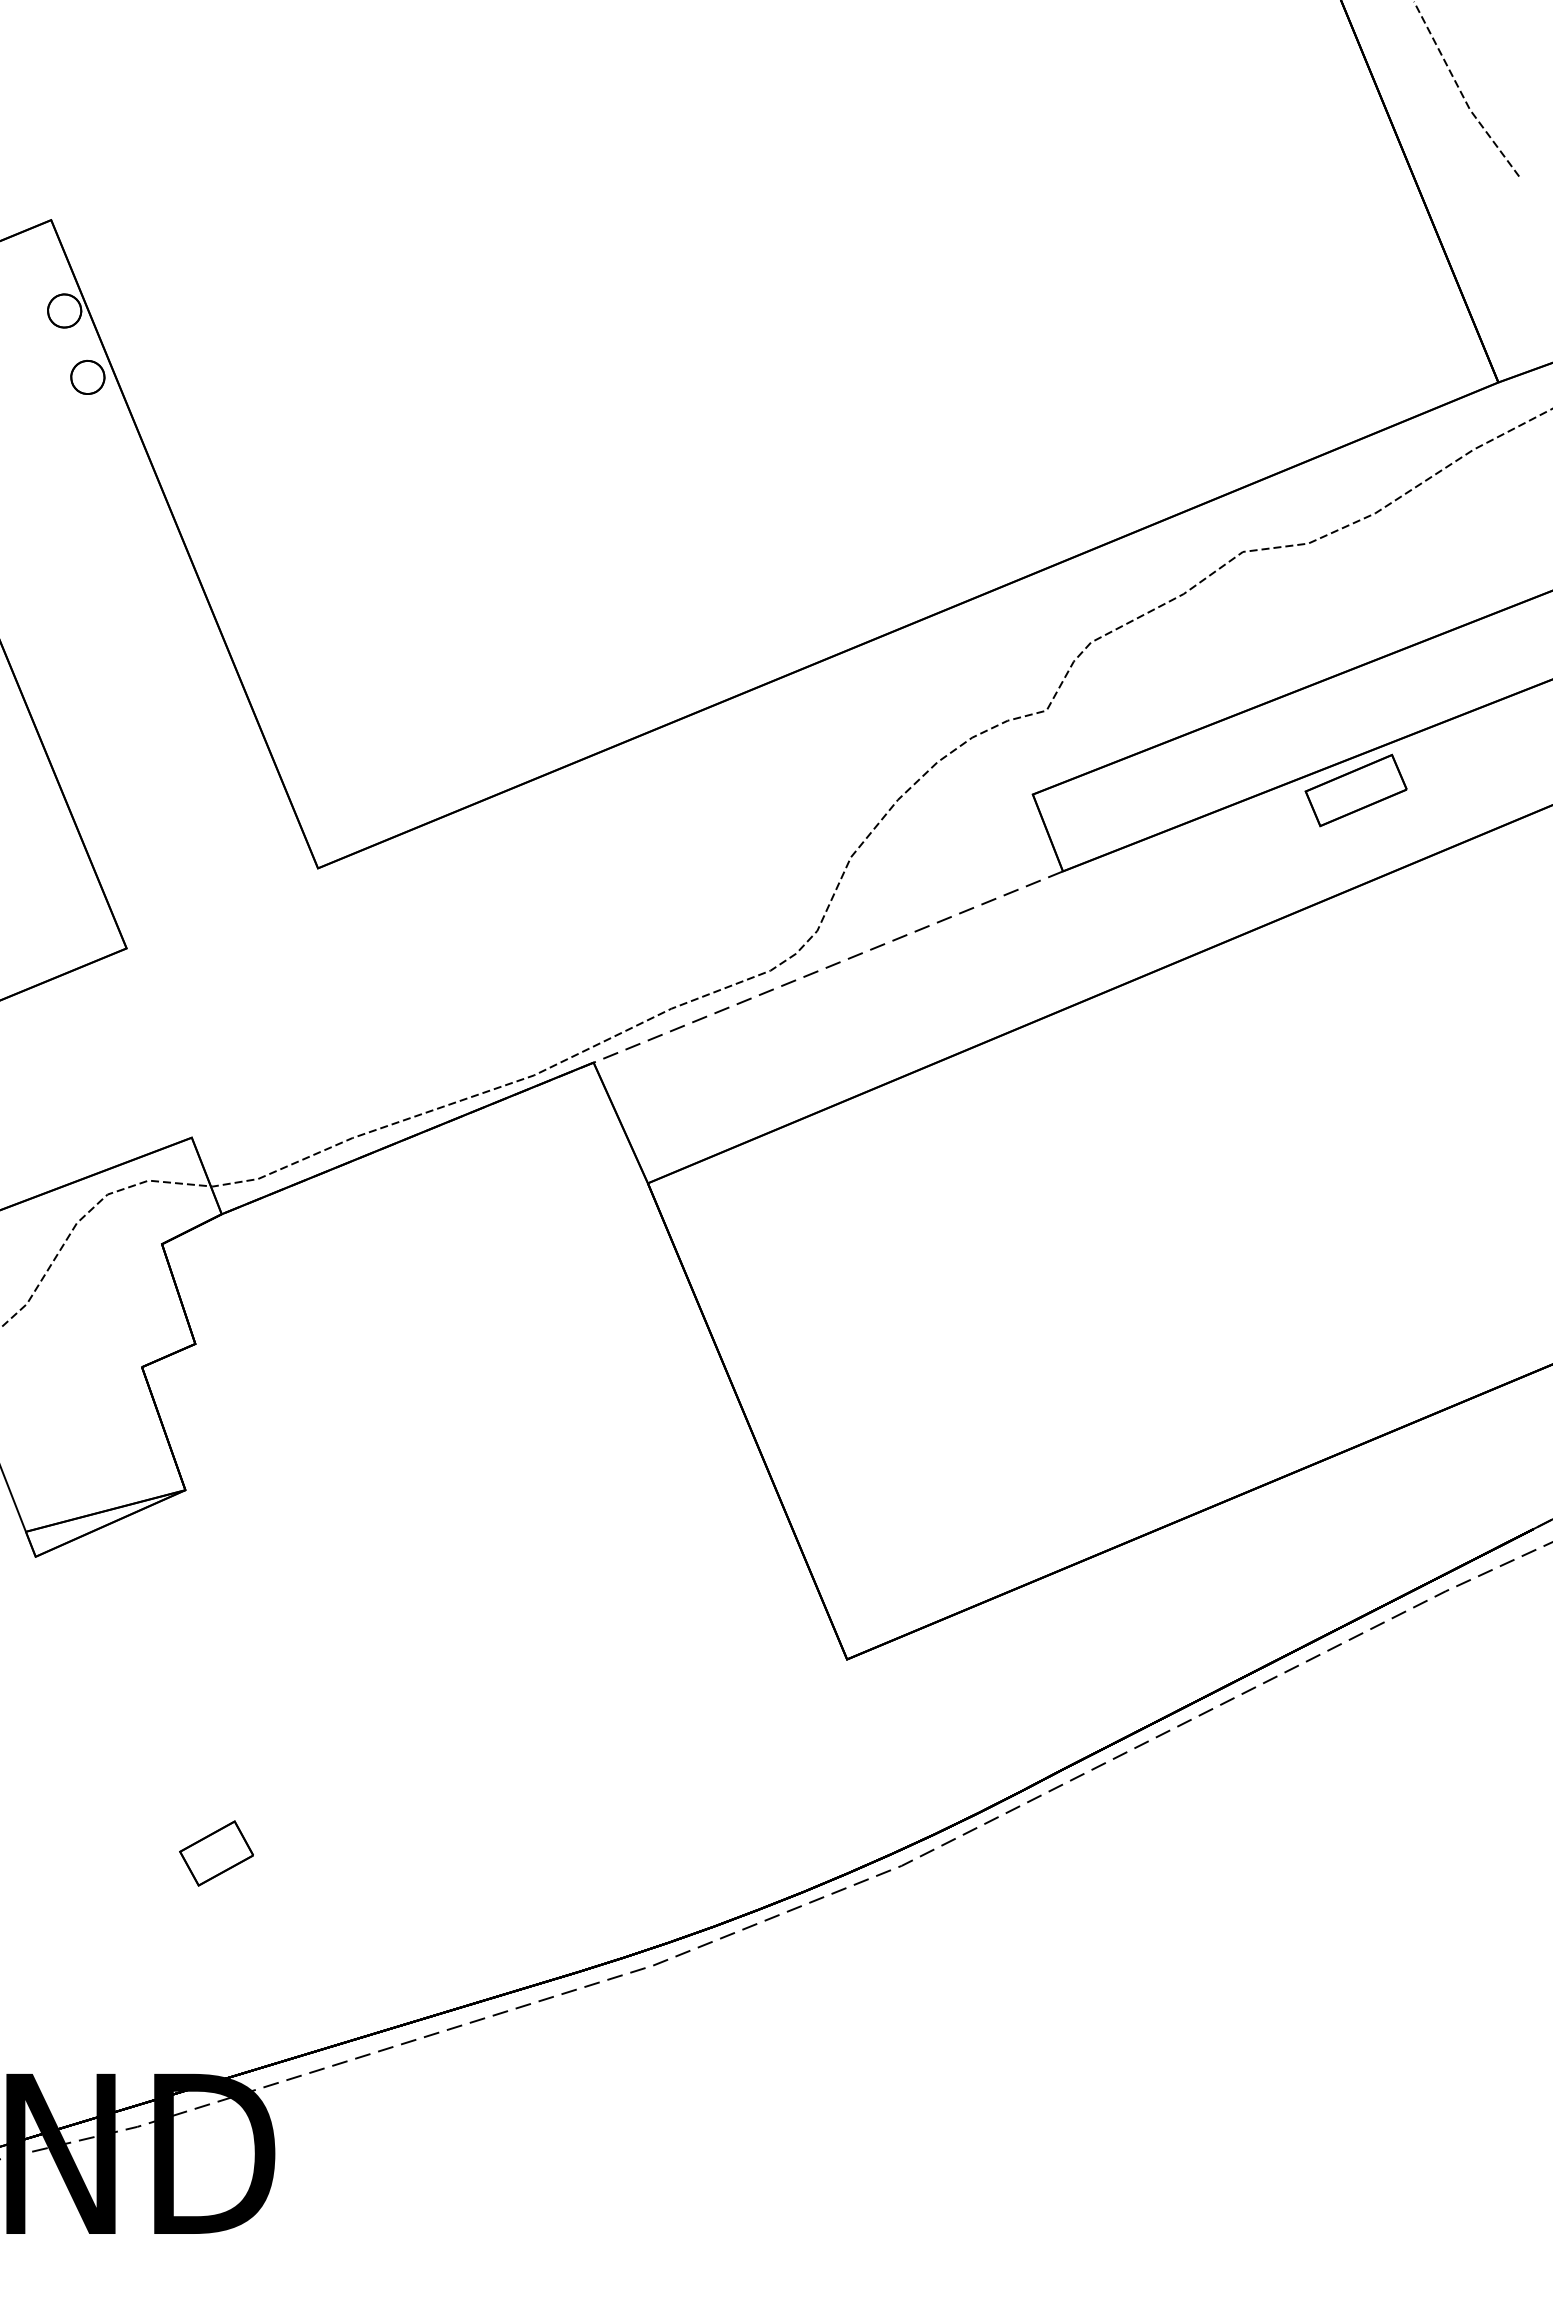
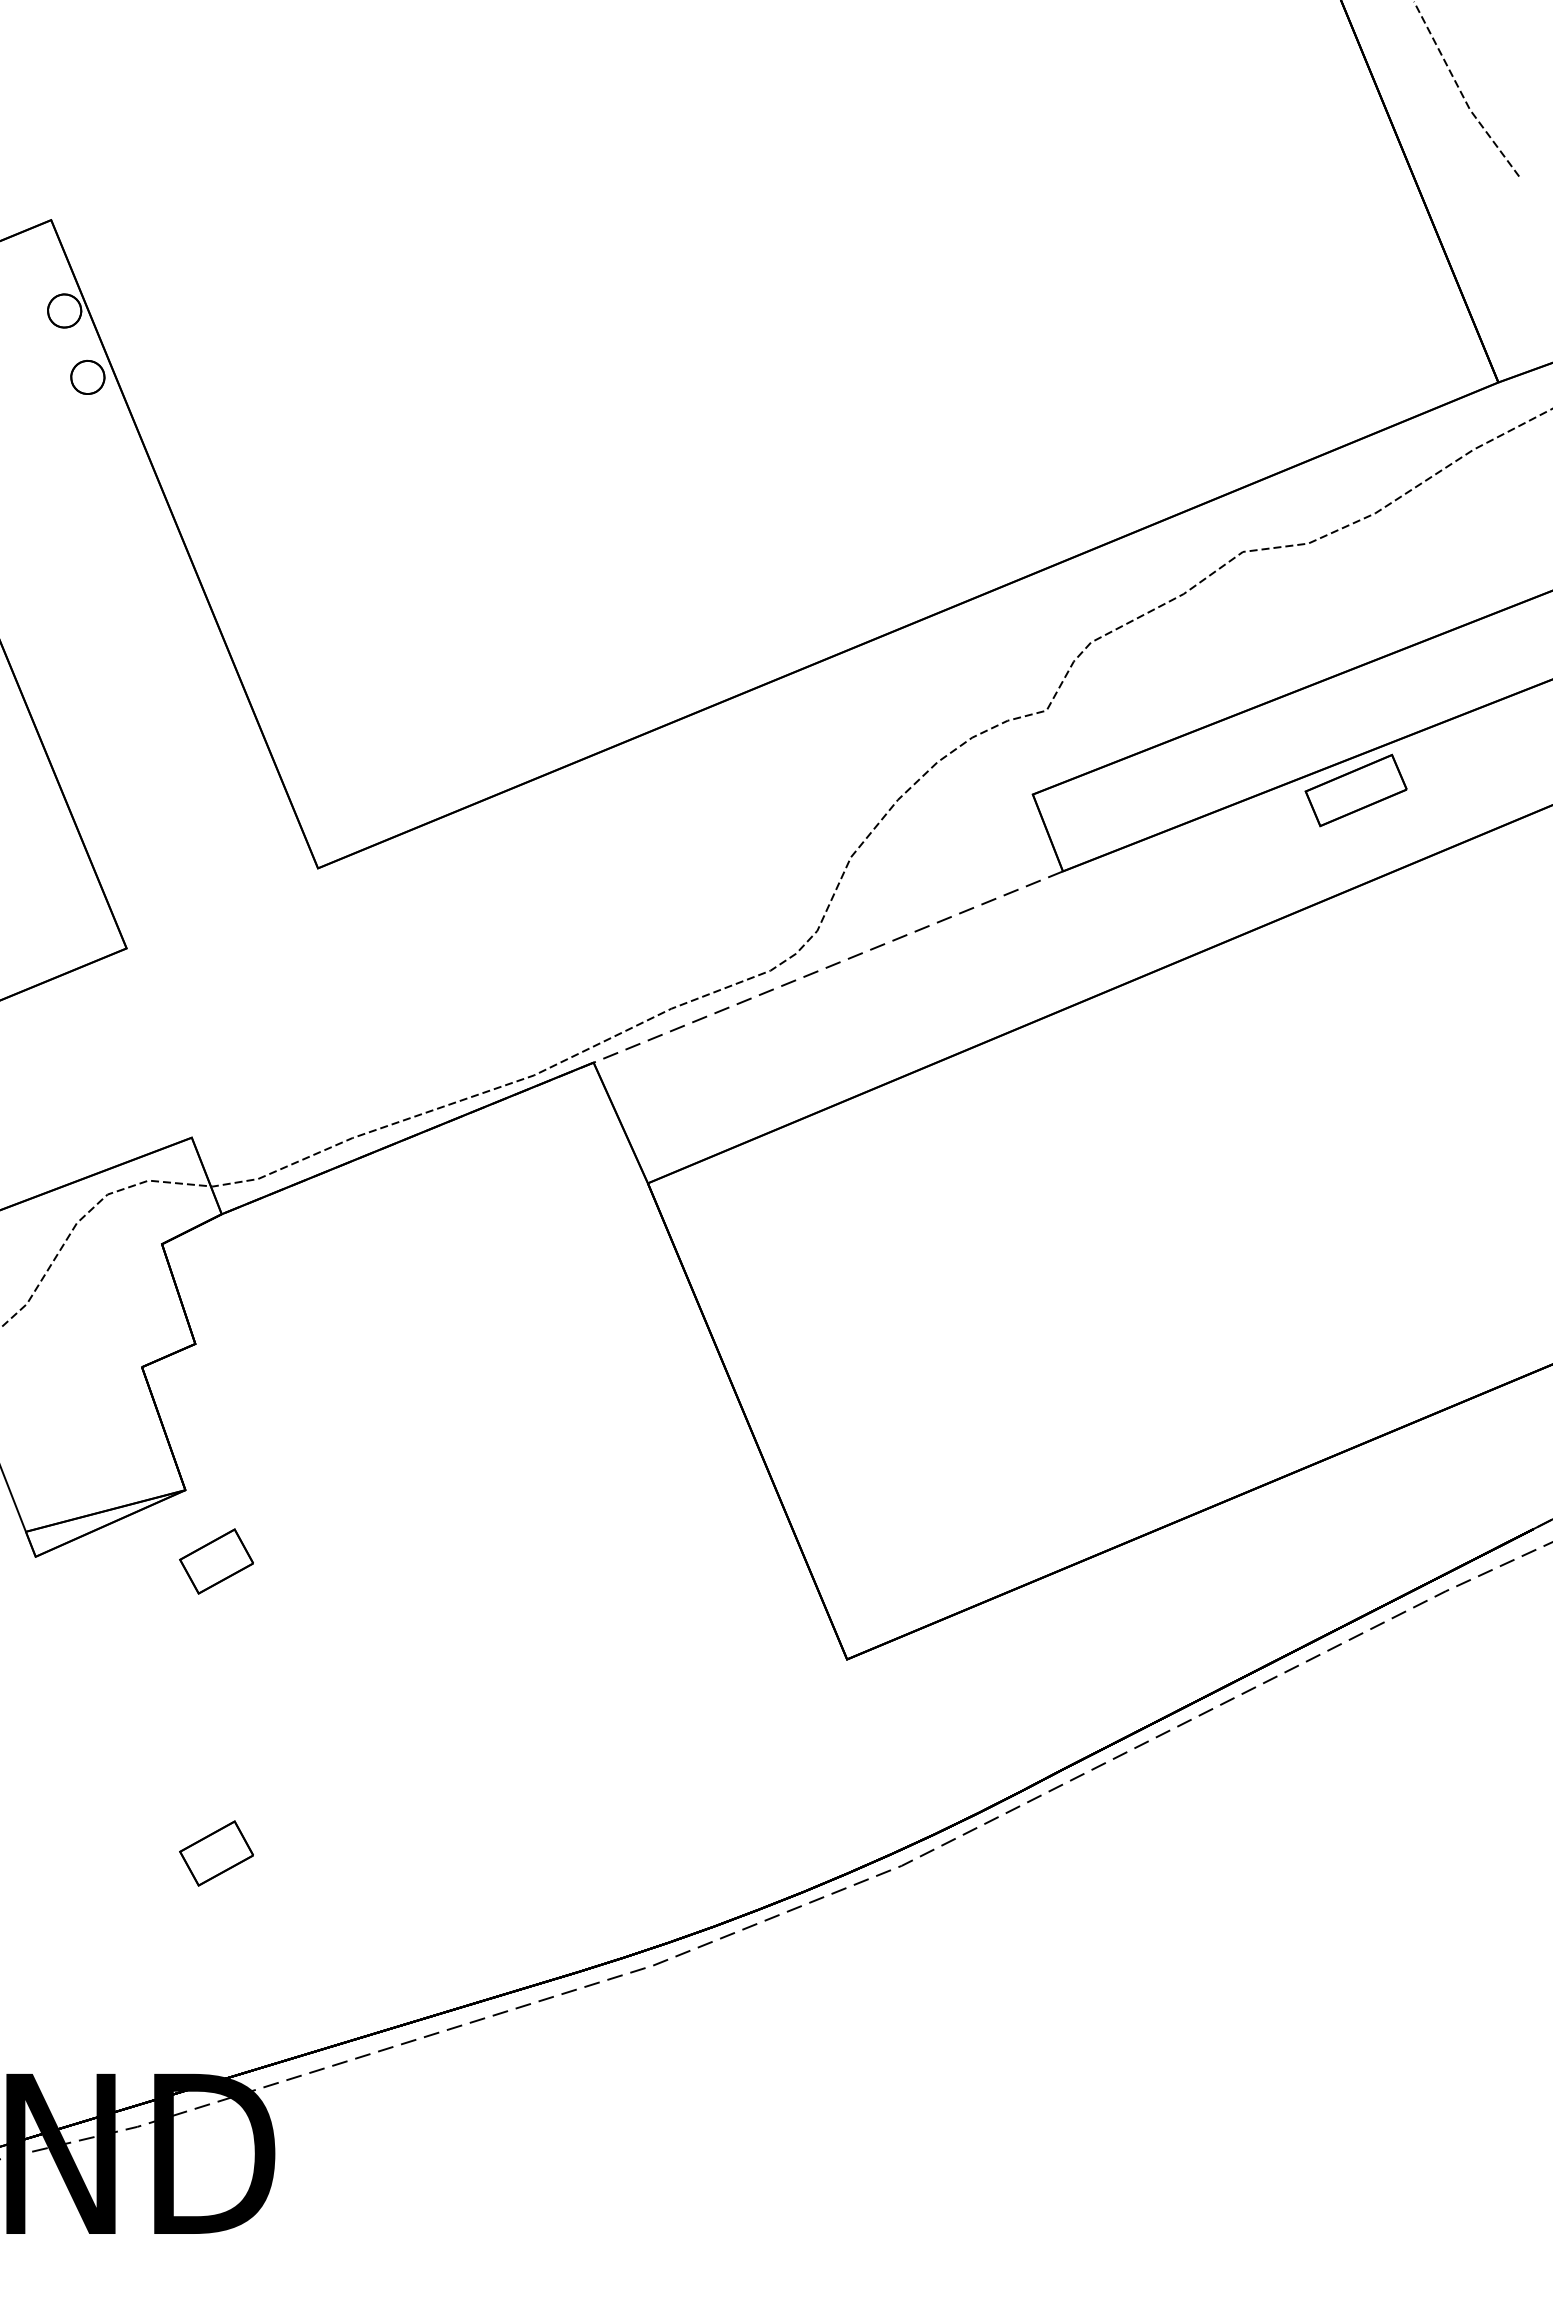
part: none -> present (216, 1561)
